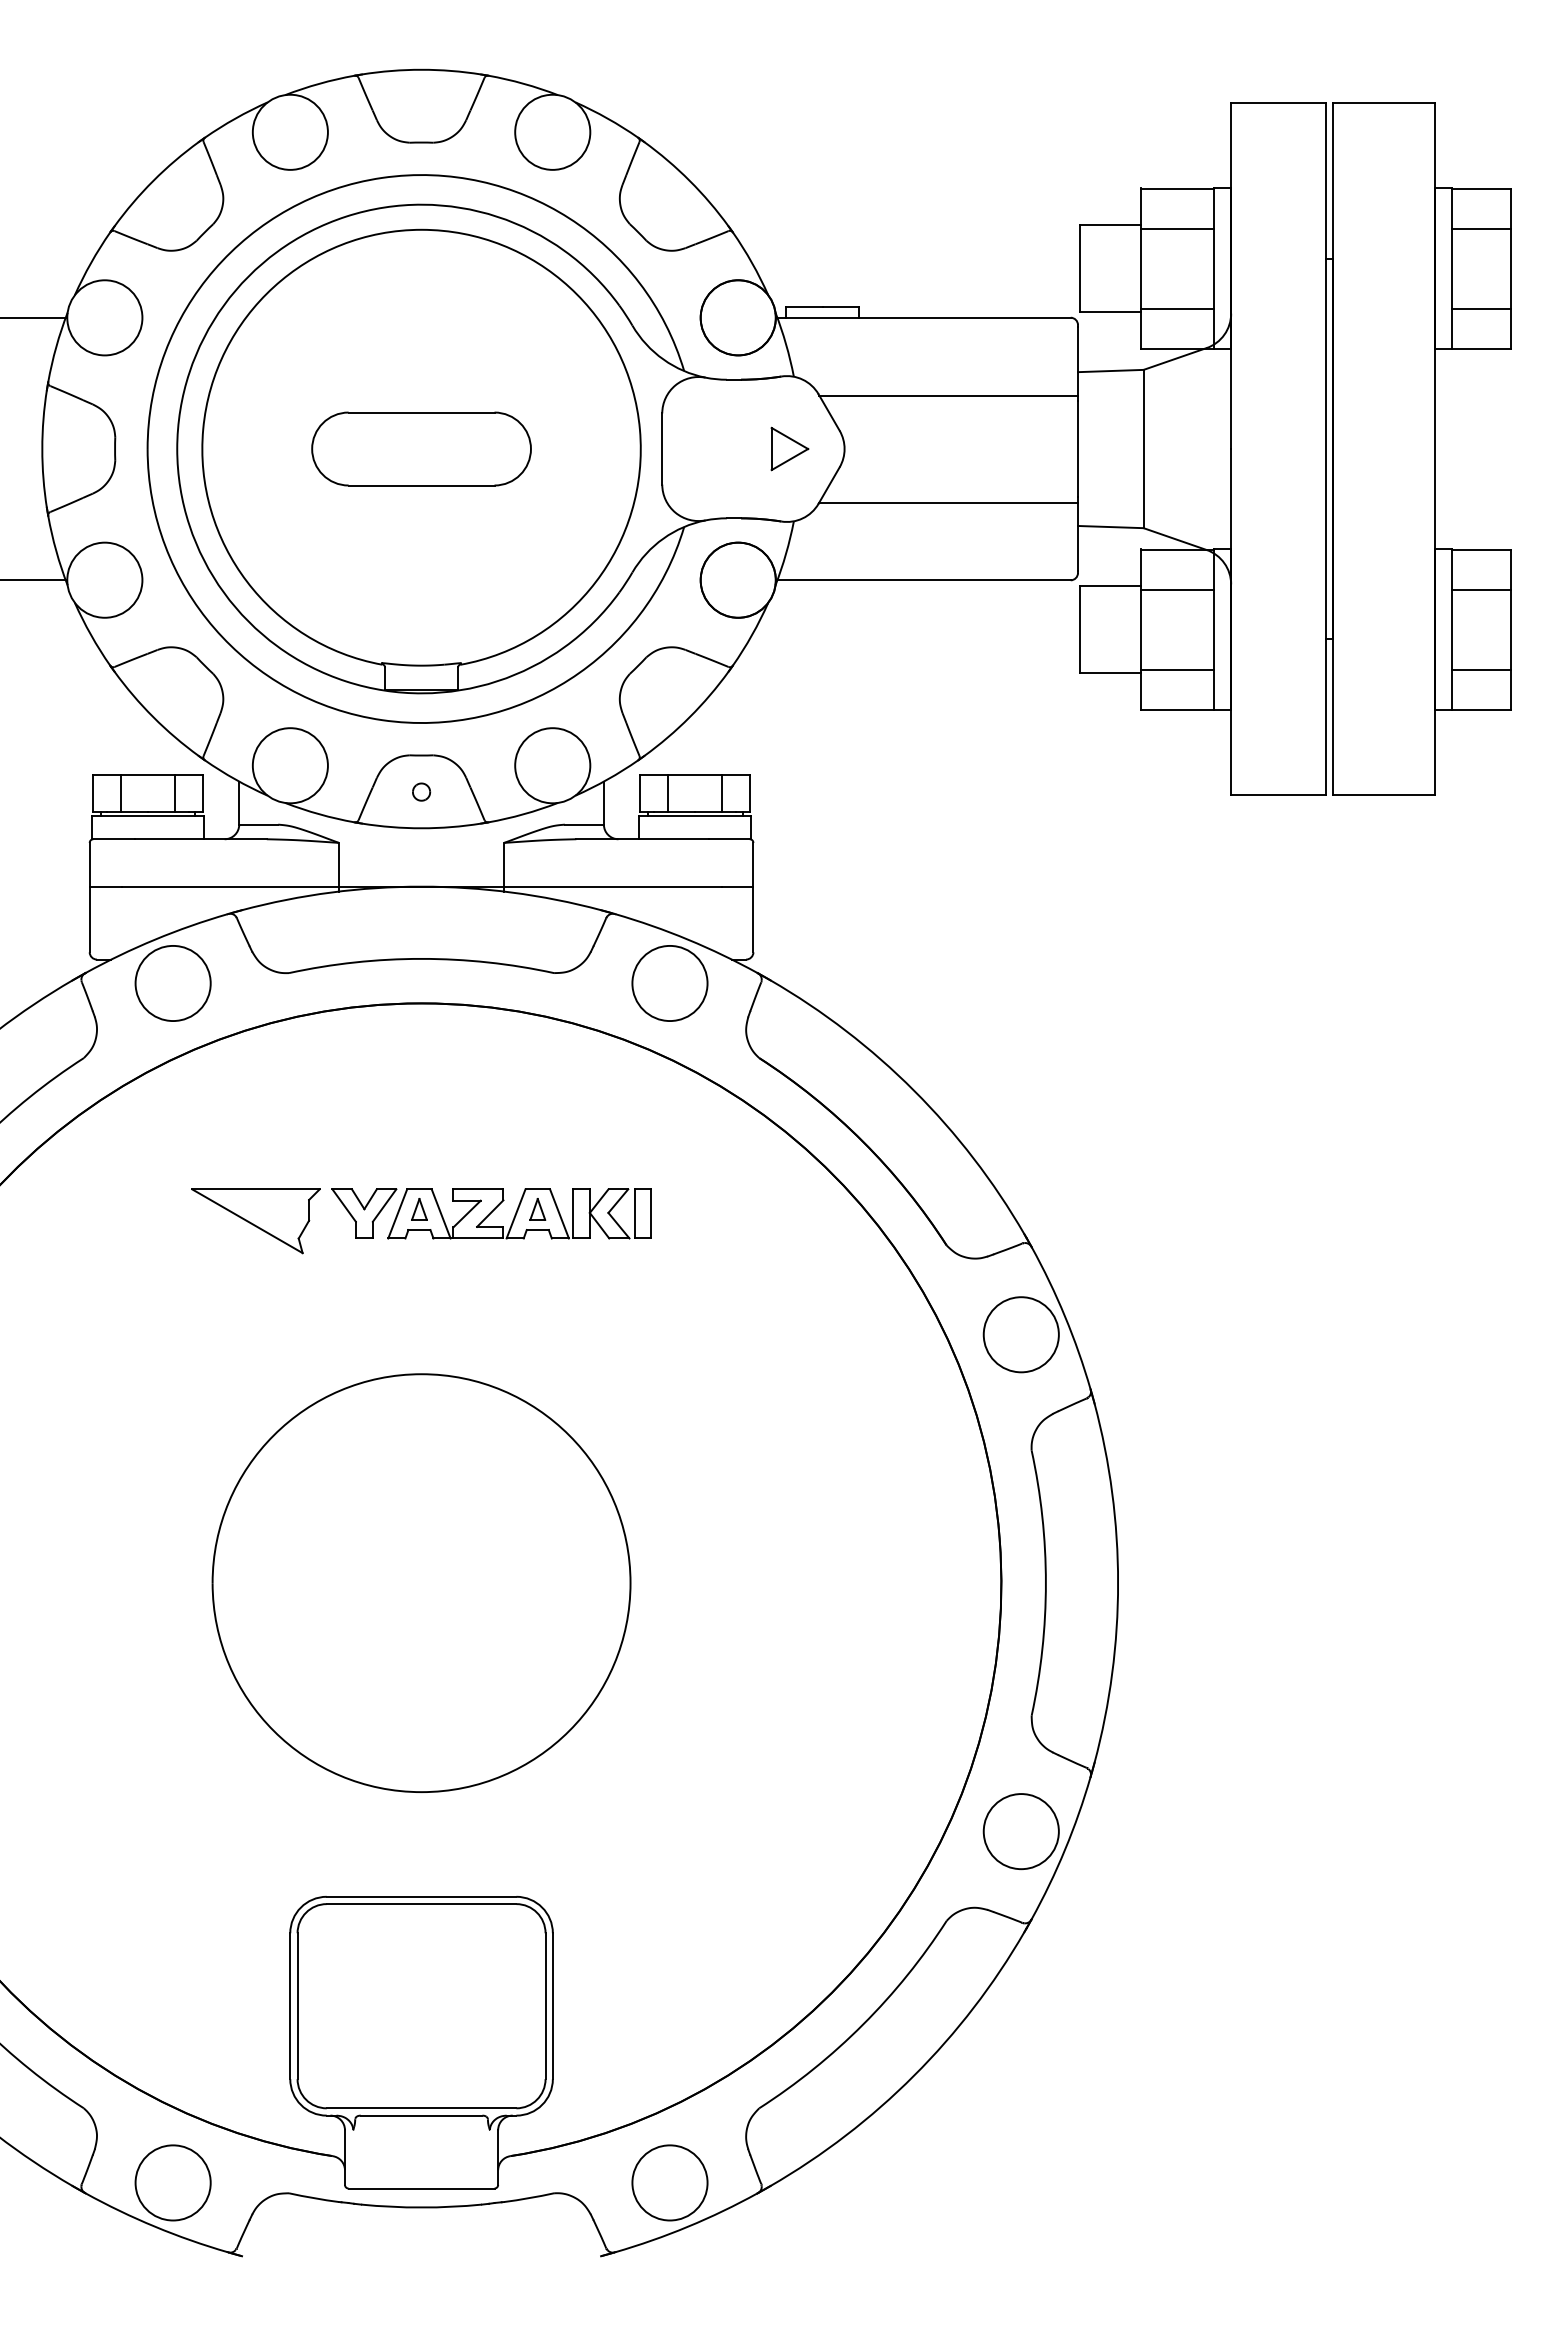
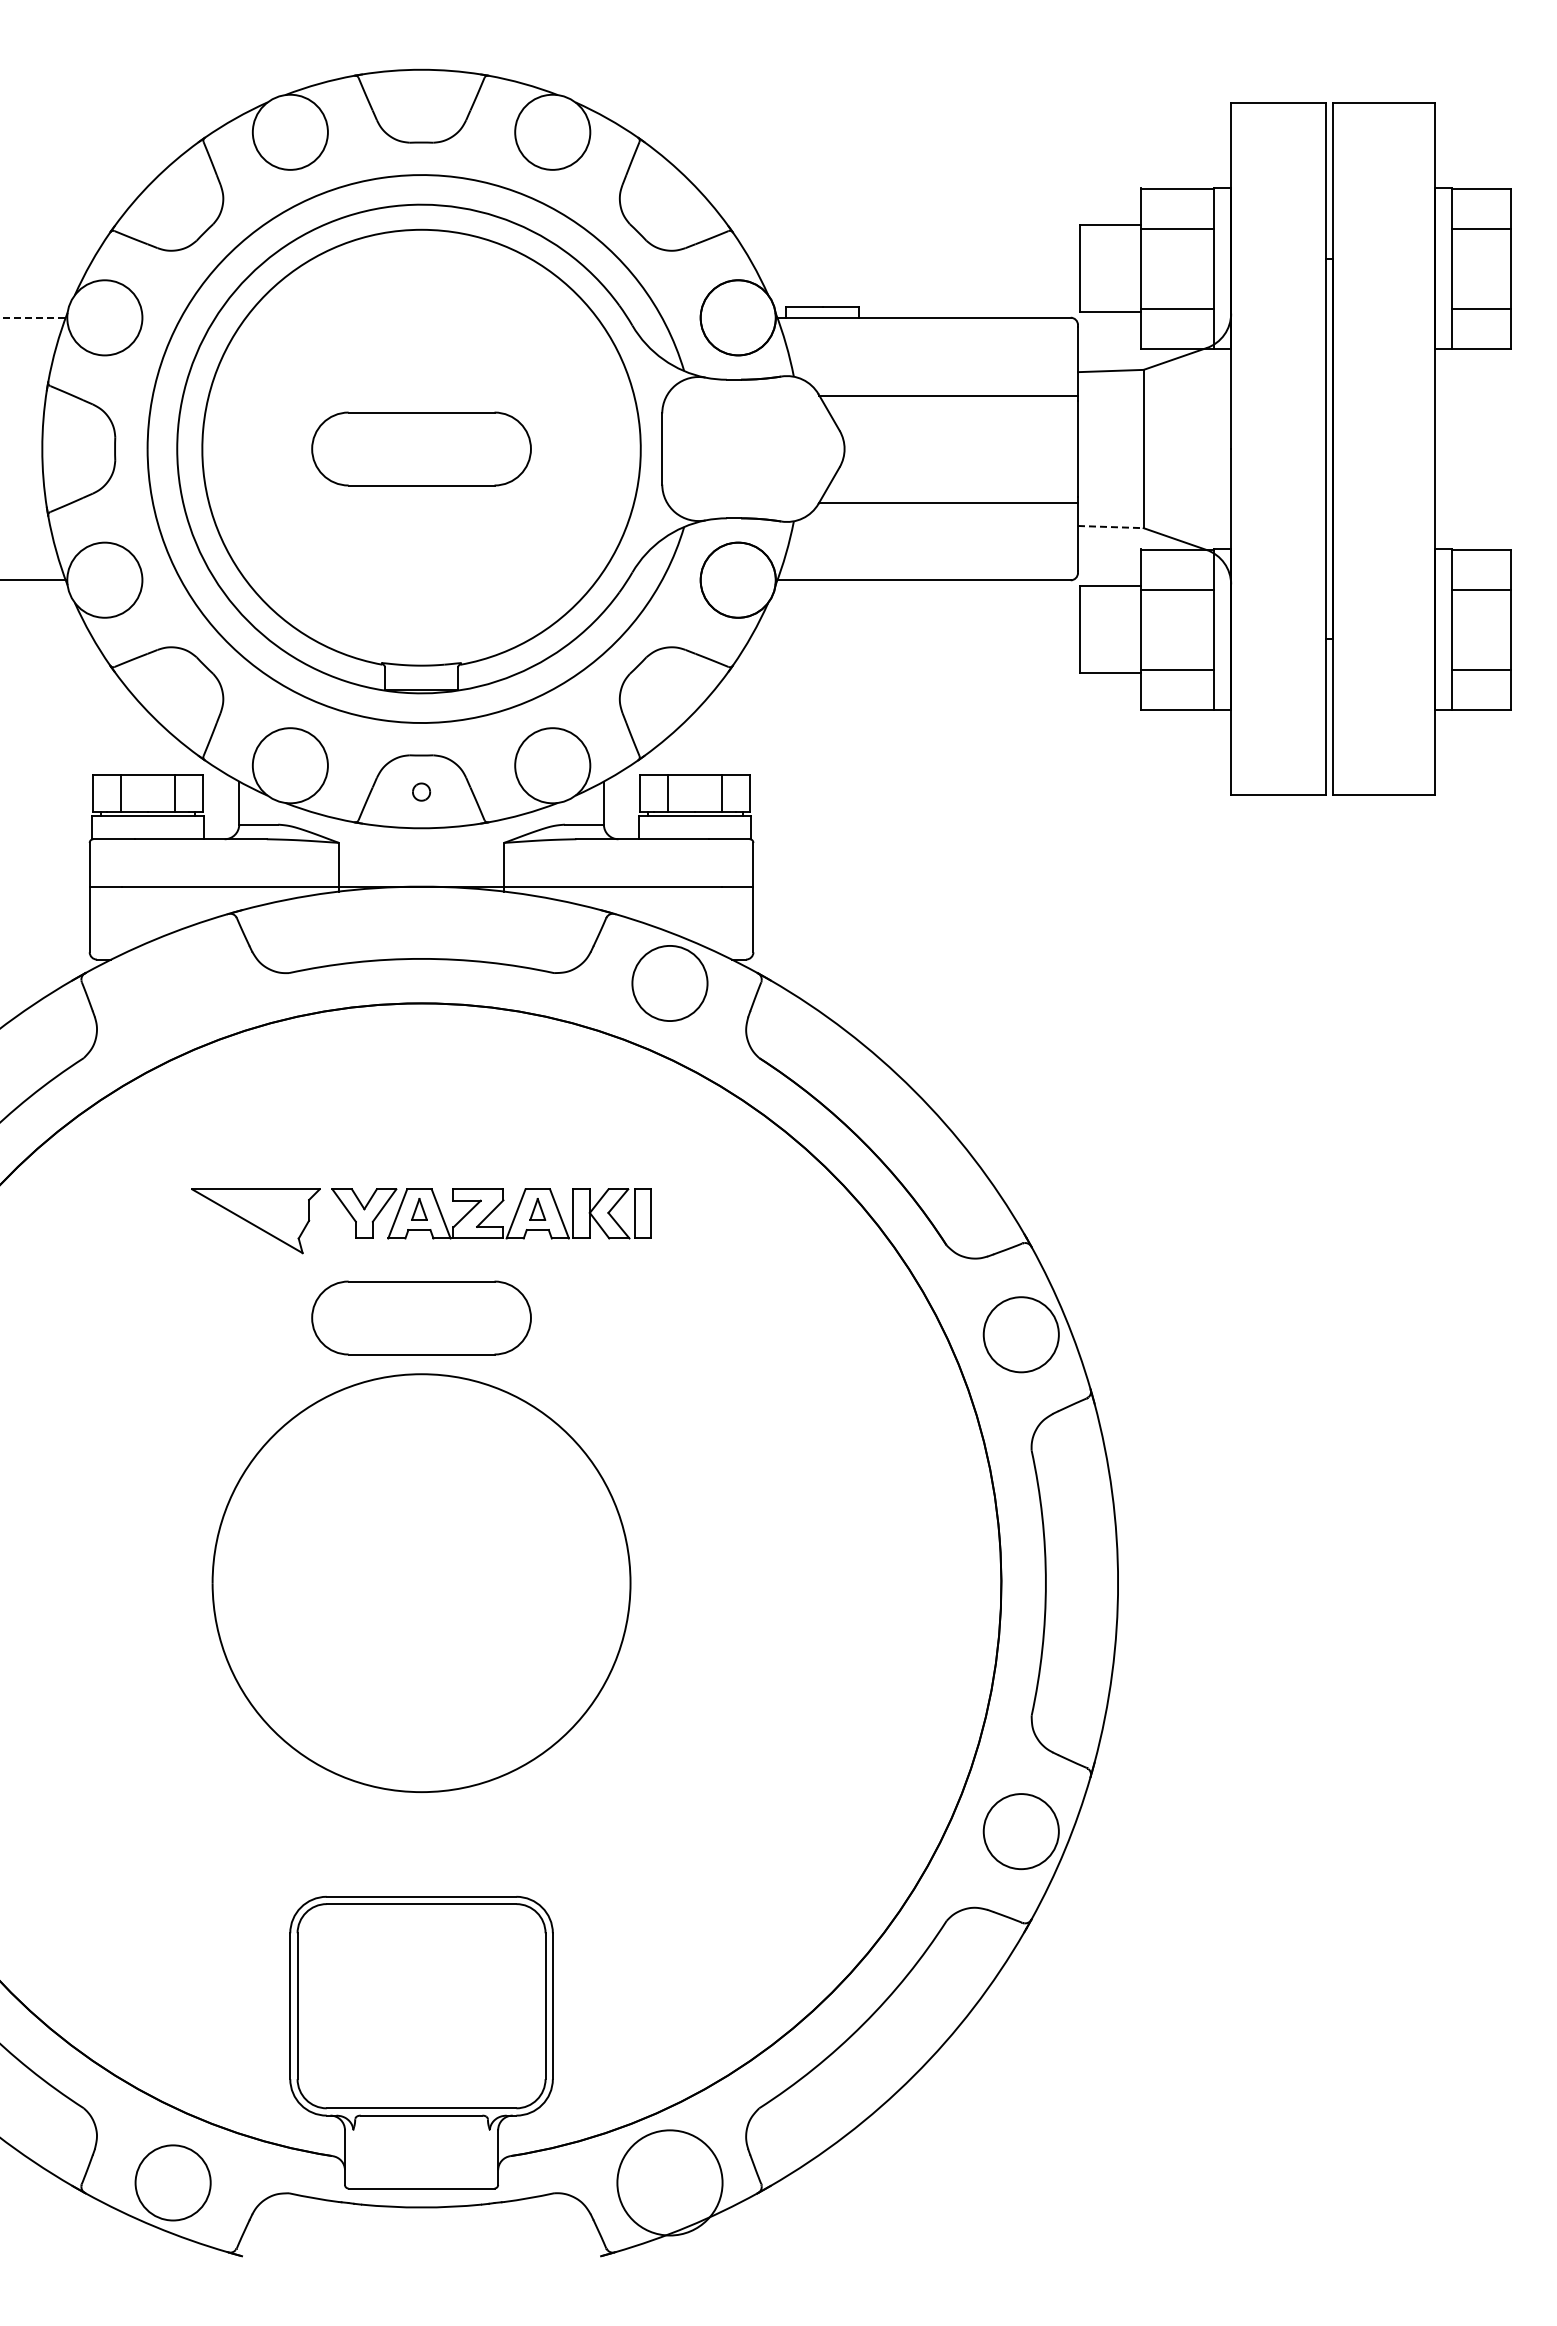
line: solid -> dashed (33, 317)
part: present -> none (789, 448)
line: solid -> dashed (1110, 527)
circle: present -> none (172, 983)
part: none -> present (421, 1317)
circle diameter: 75 px -> 105 px (669, 2182)
